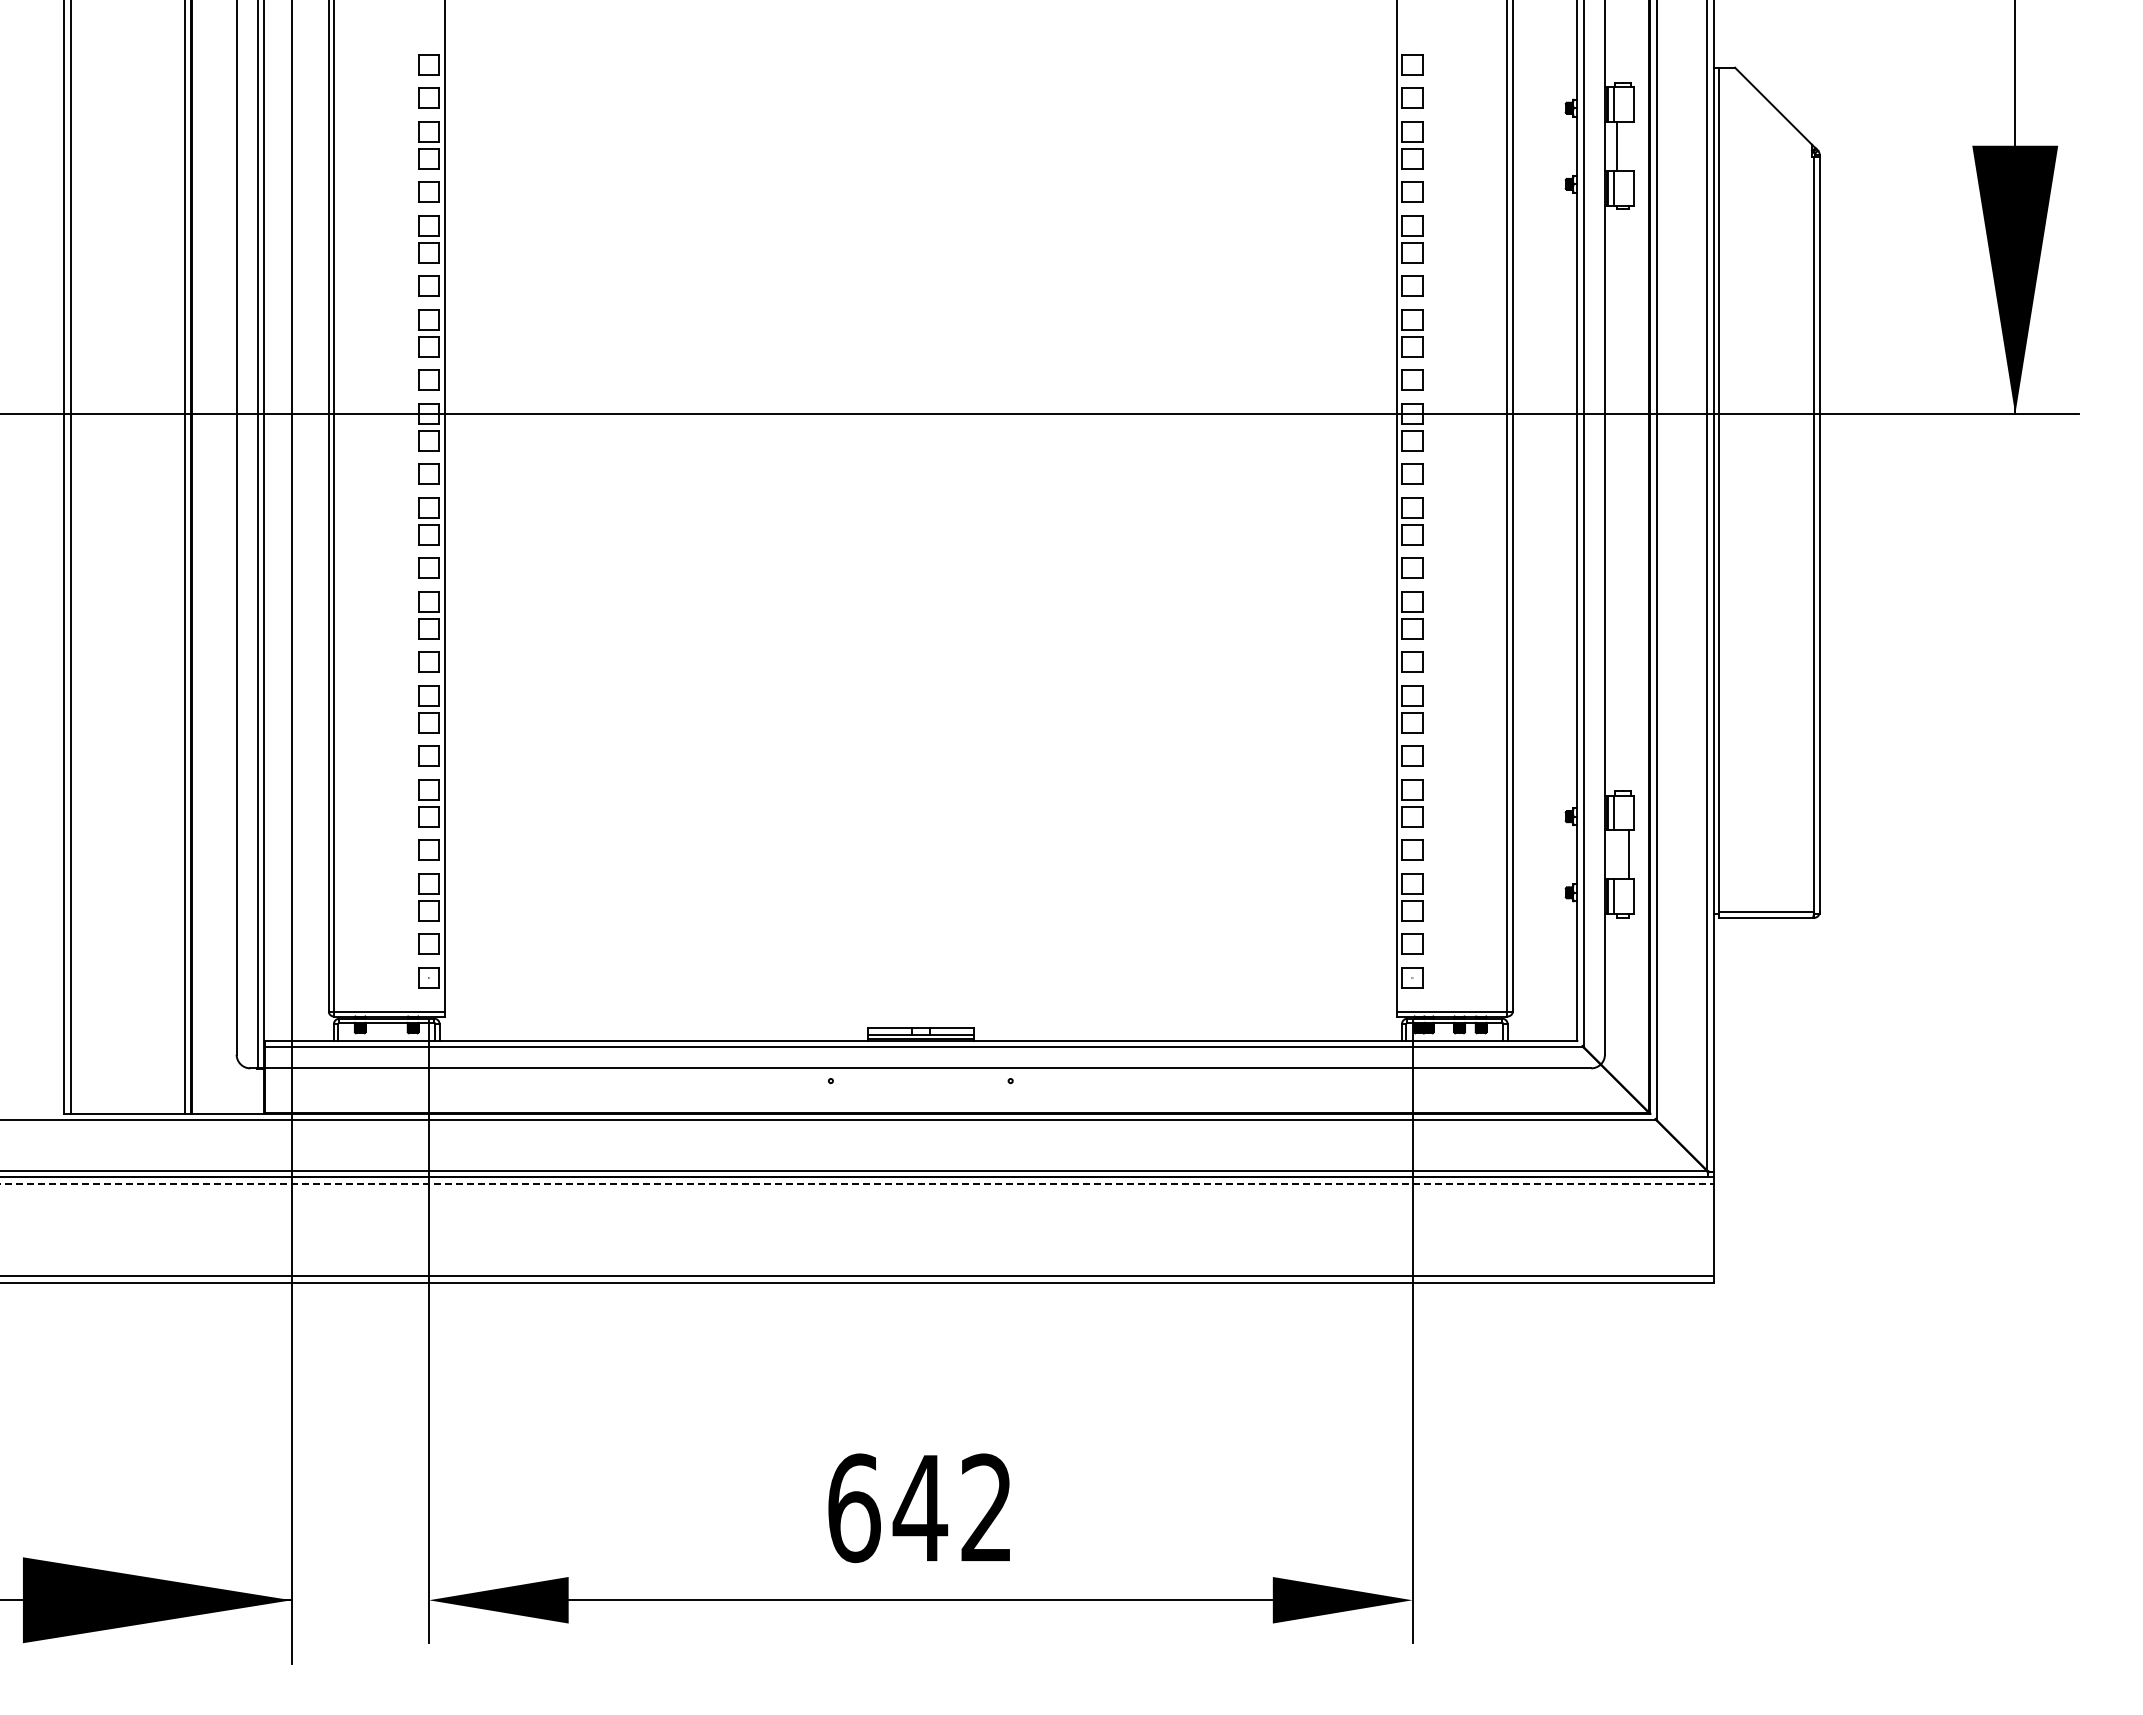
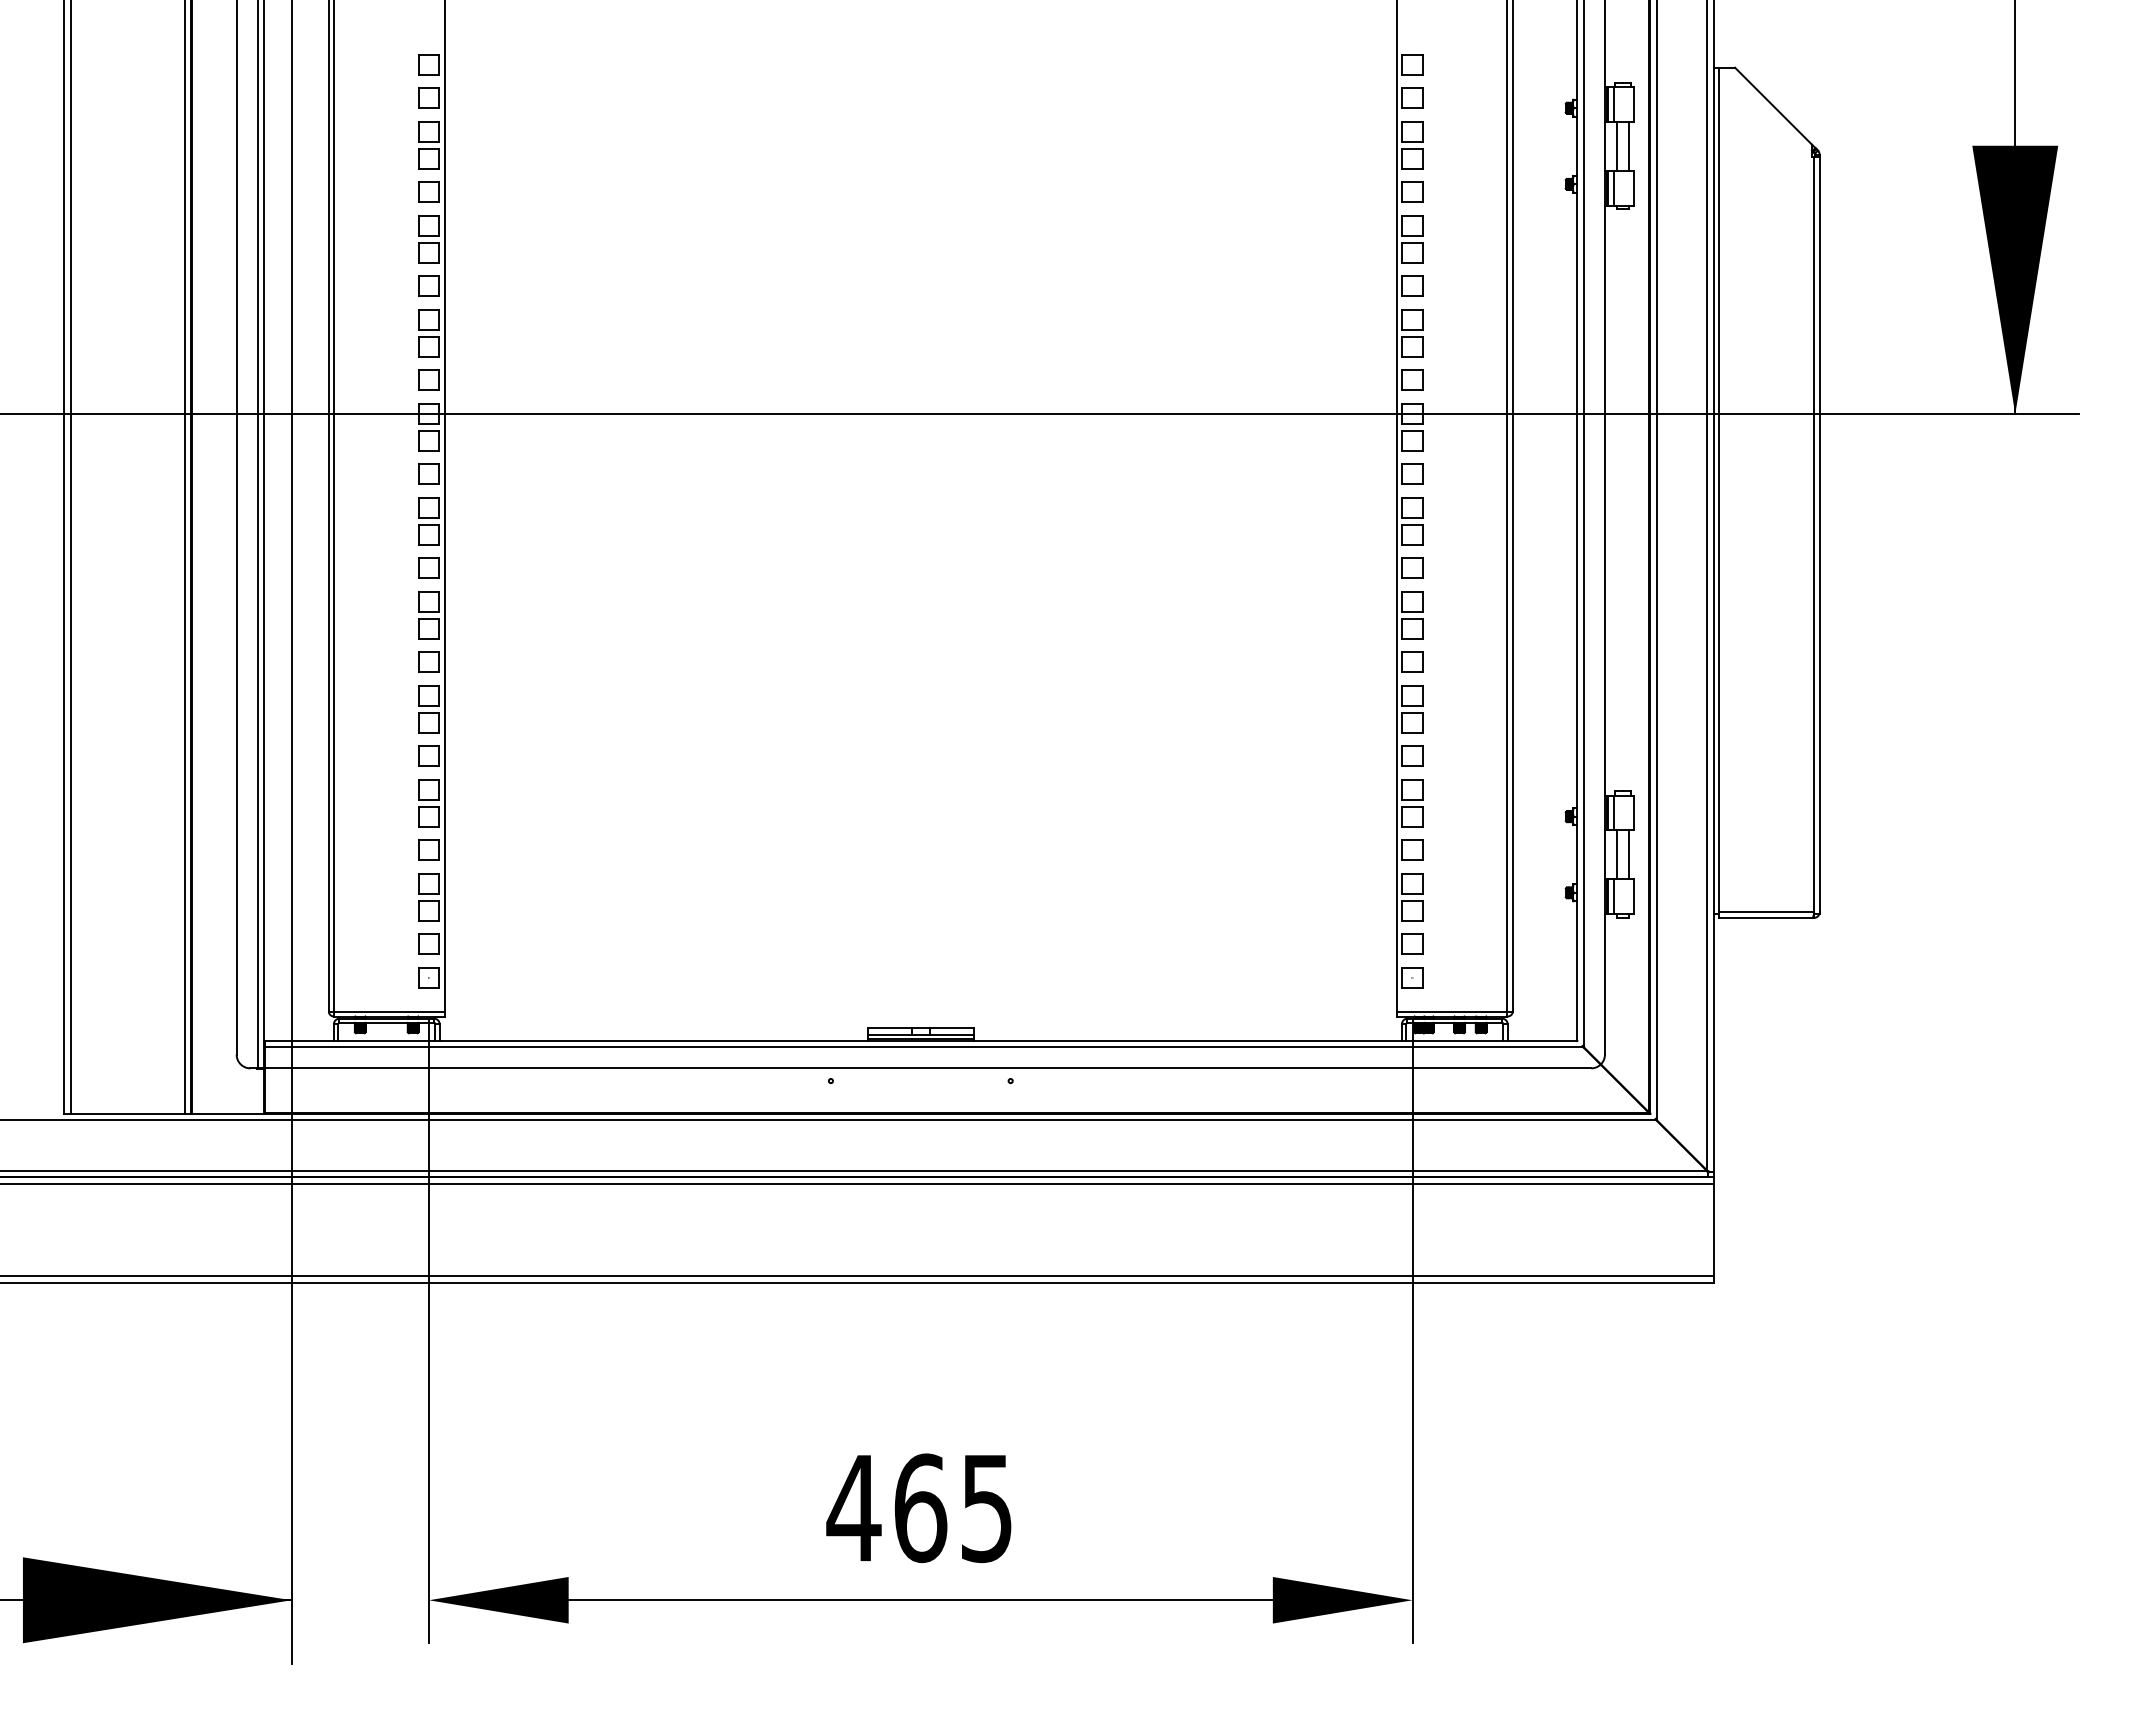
line: none -> present (1629, 145)
line: none -> present (1616, 854)
line: dashed -> solid (857, 1183)
text: 642 -> 465 (918, 1508)
